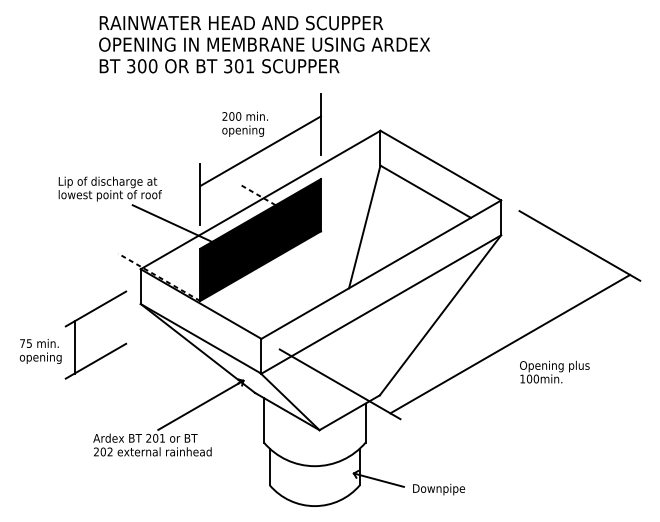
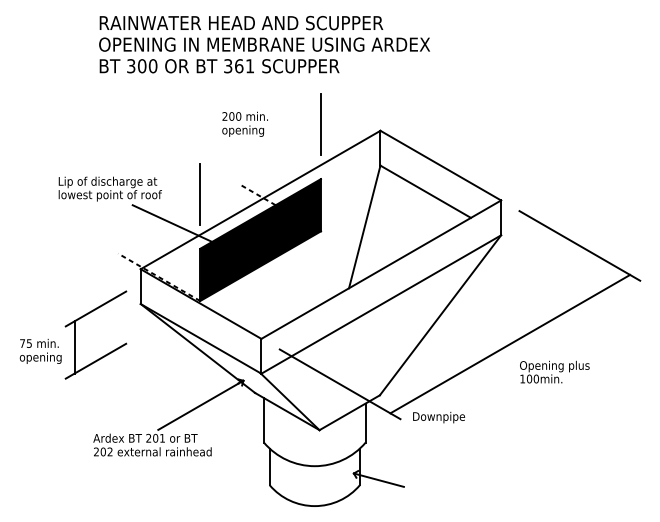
text: 301 -> 361 (239, 66)
line: present -> none (260, 151)
text position: (439, 489) -> (439, 417) (439, 417)
